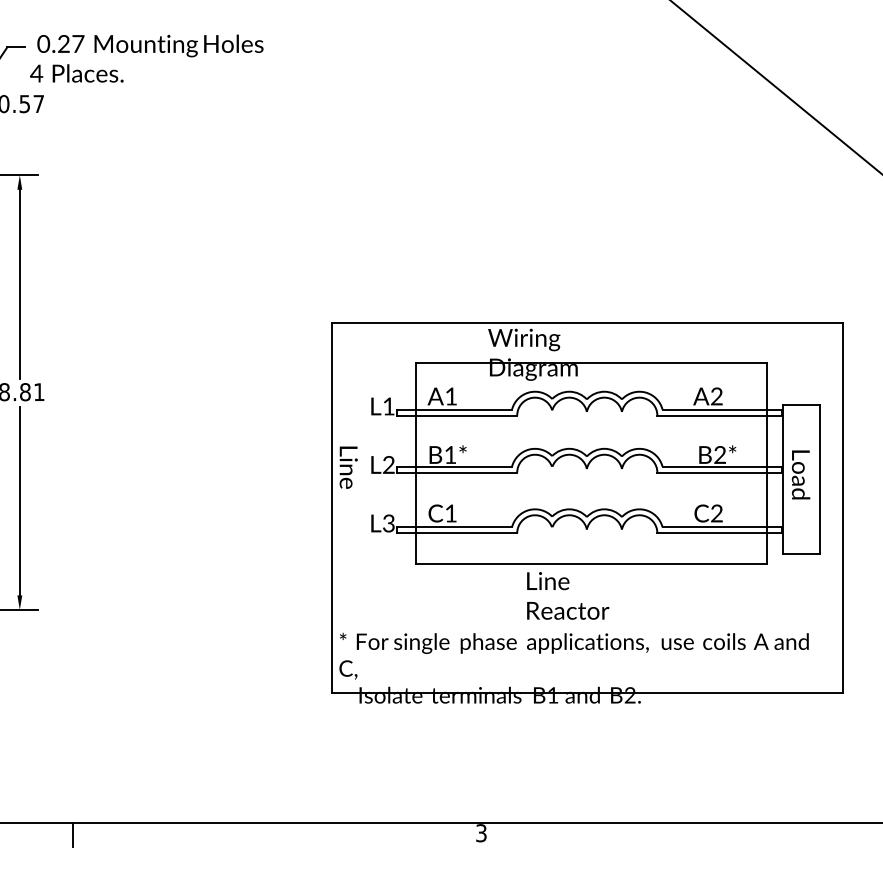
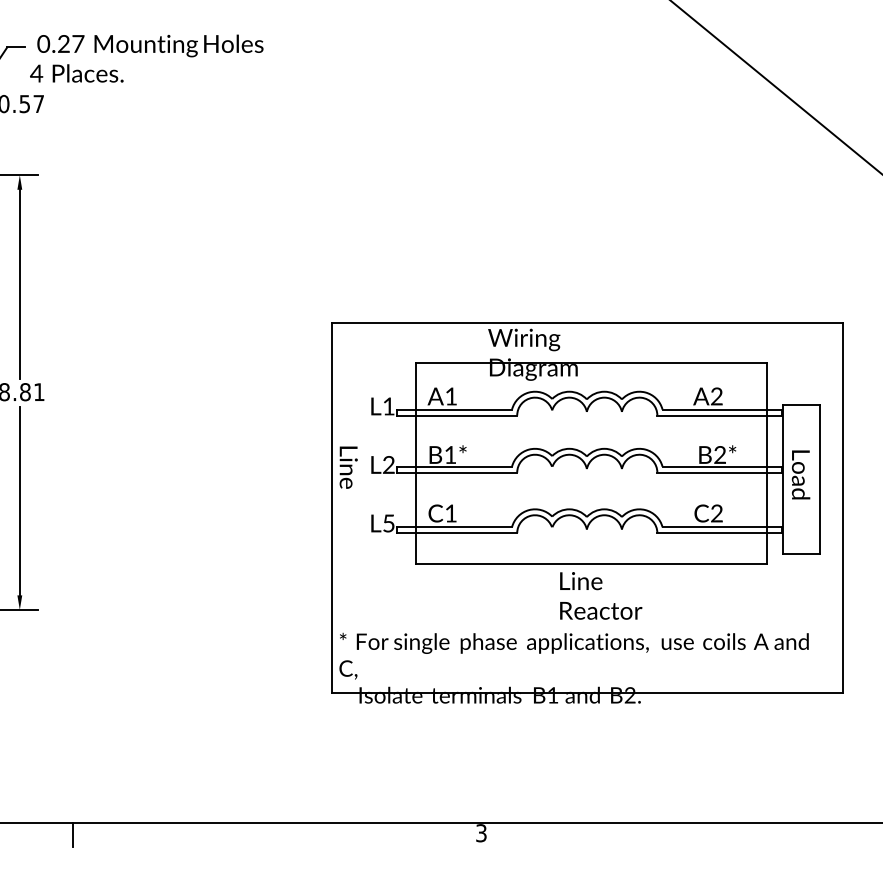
text: L3 -> L5 (388, 523)
text position: (568, 595) -> (601, 595) (601, 595)
